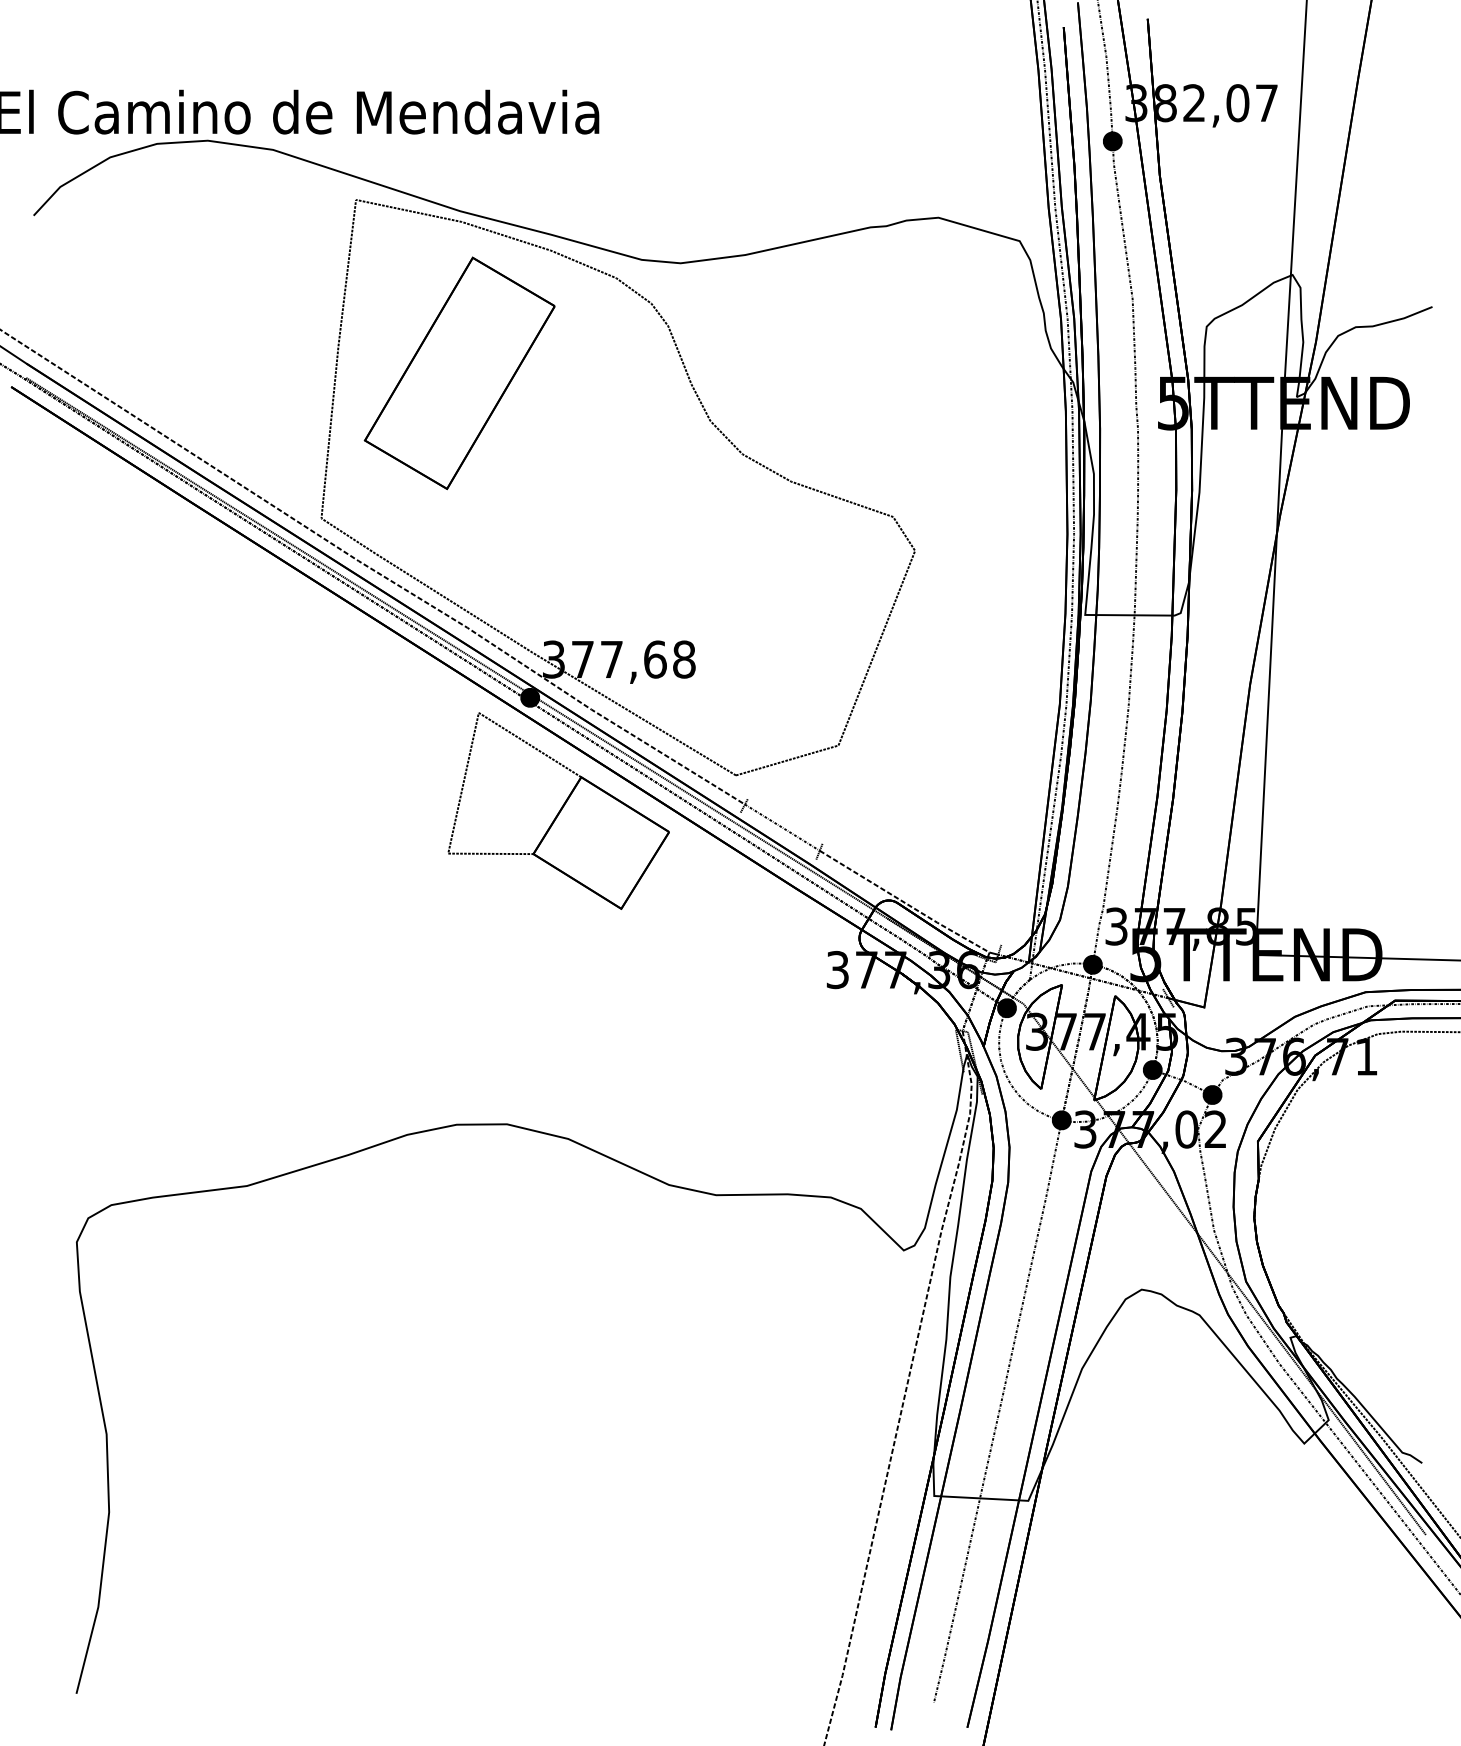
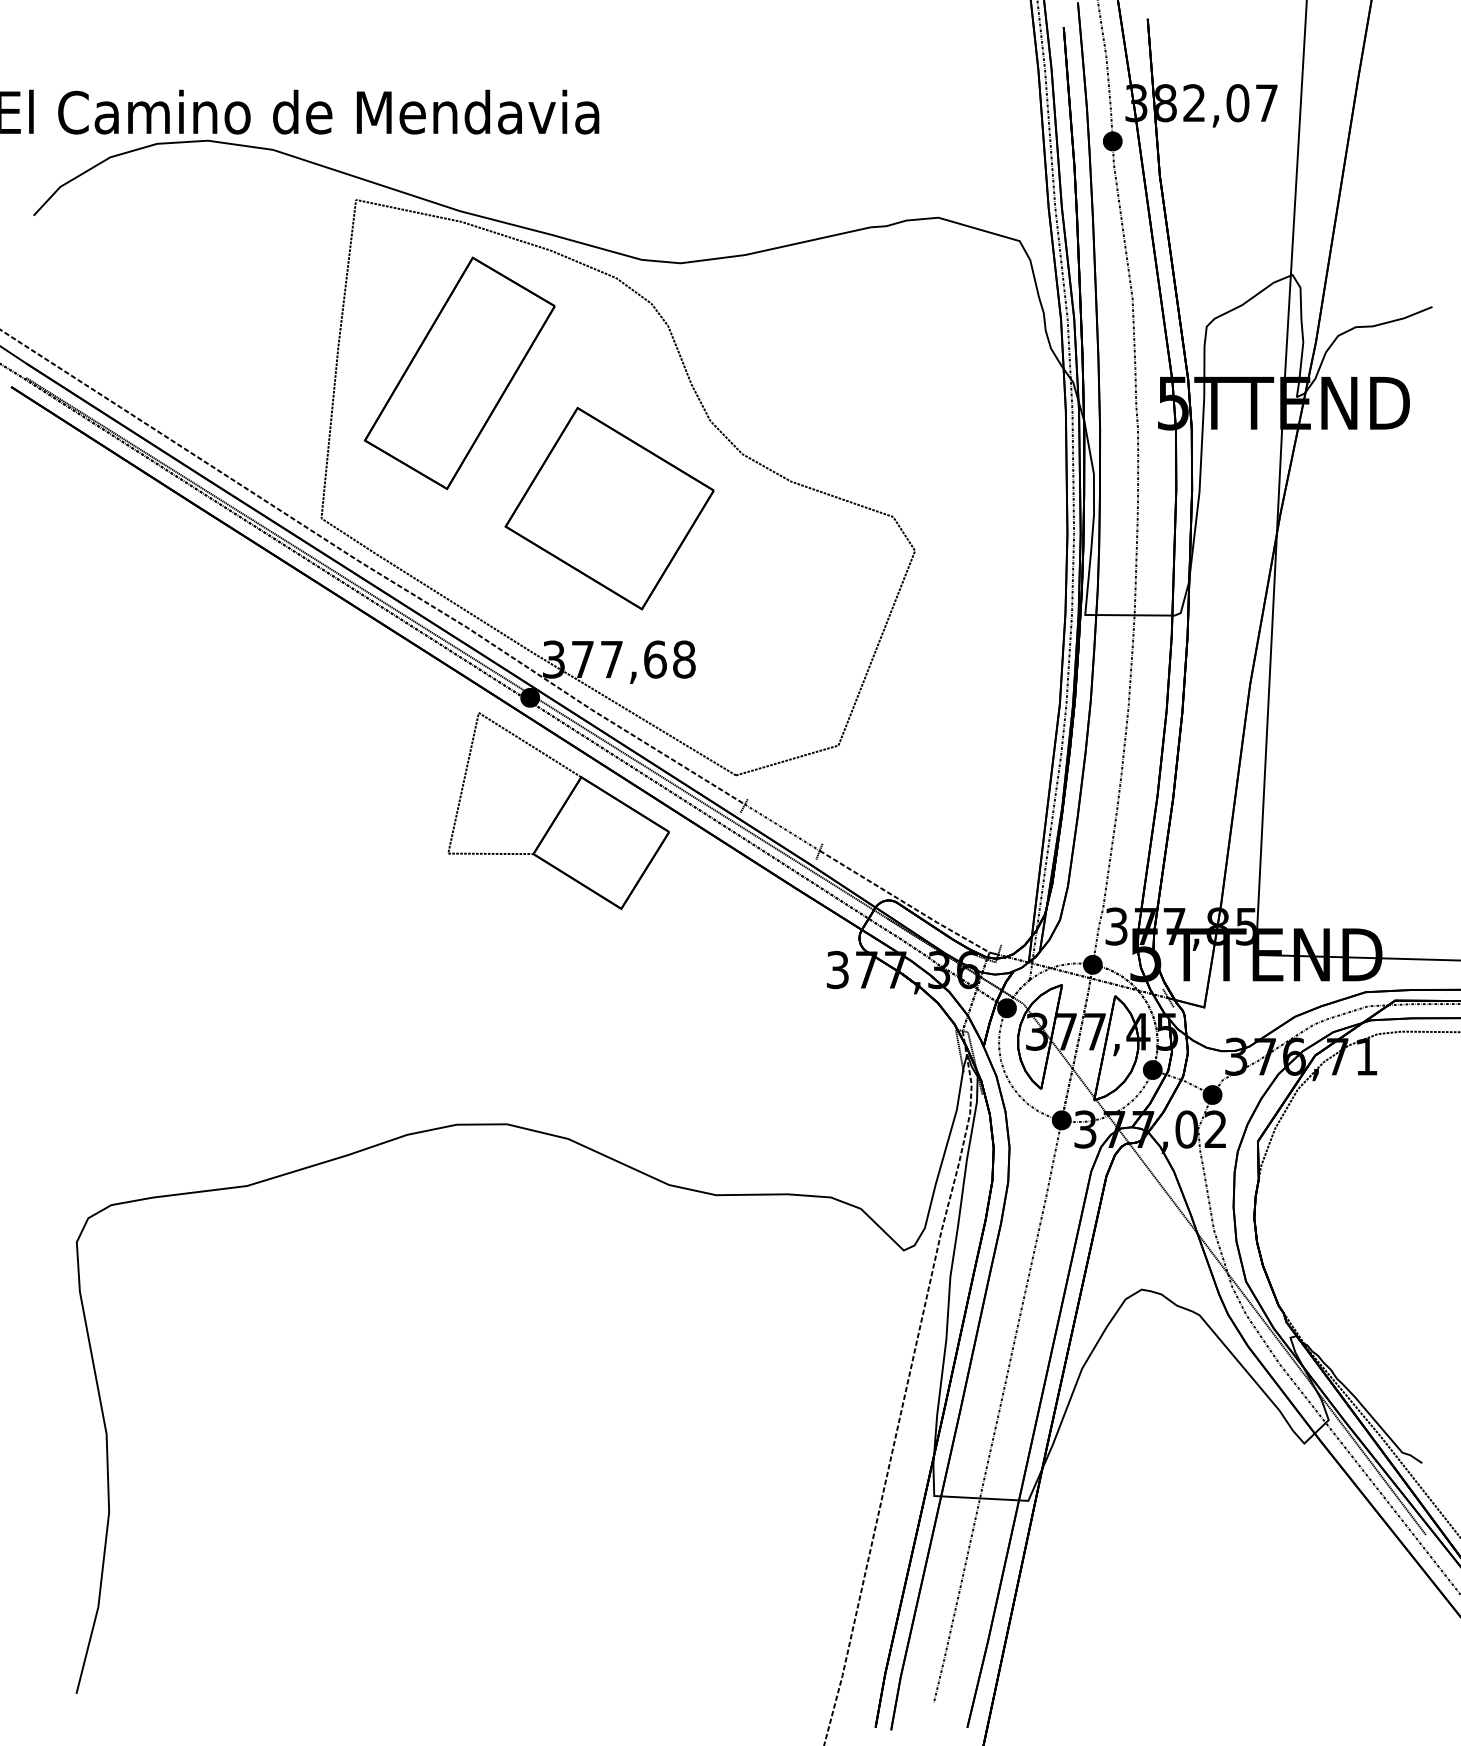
part: none -> present (609, 508)
